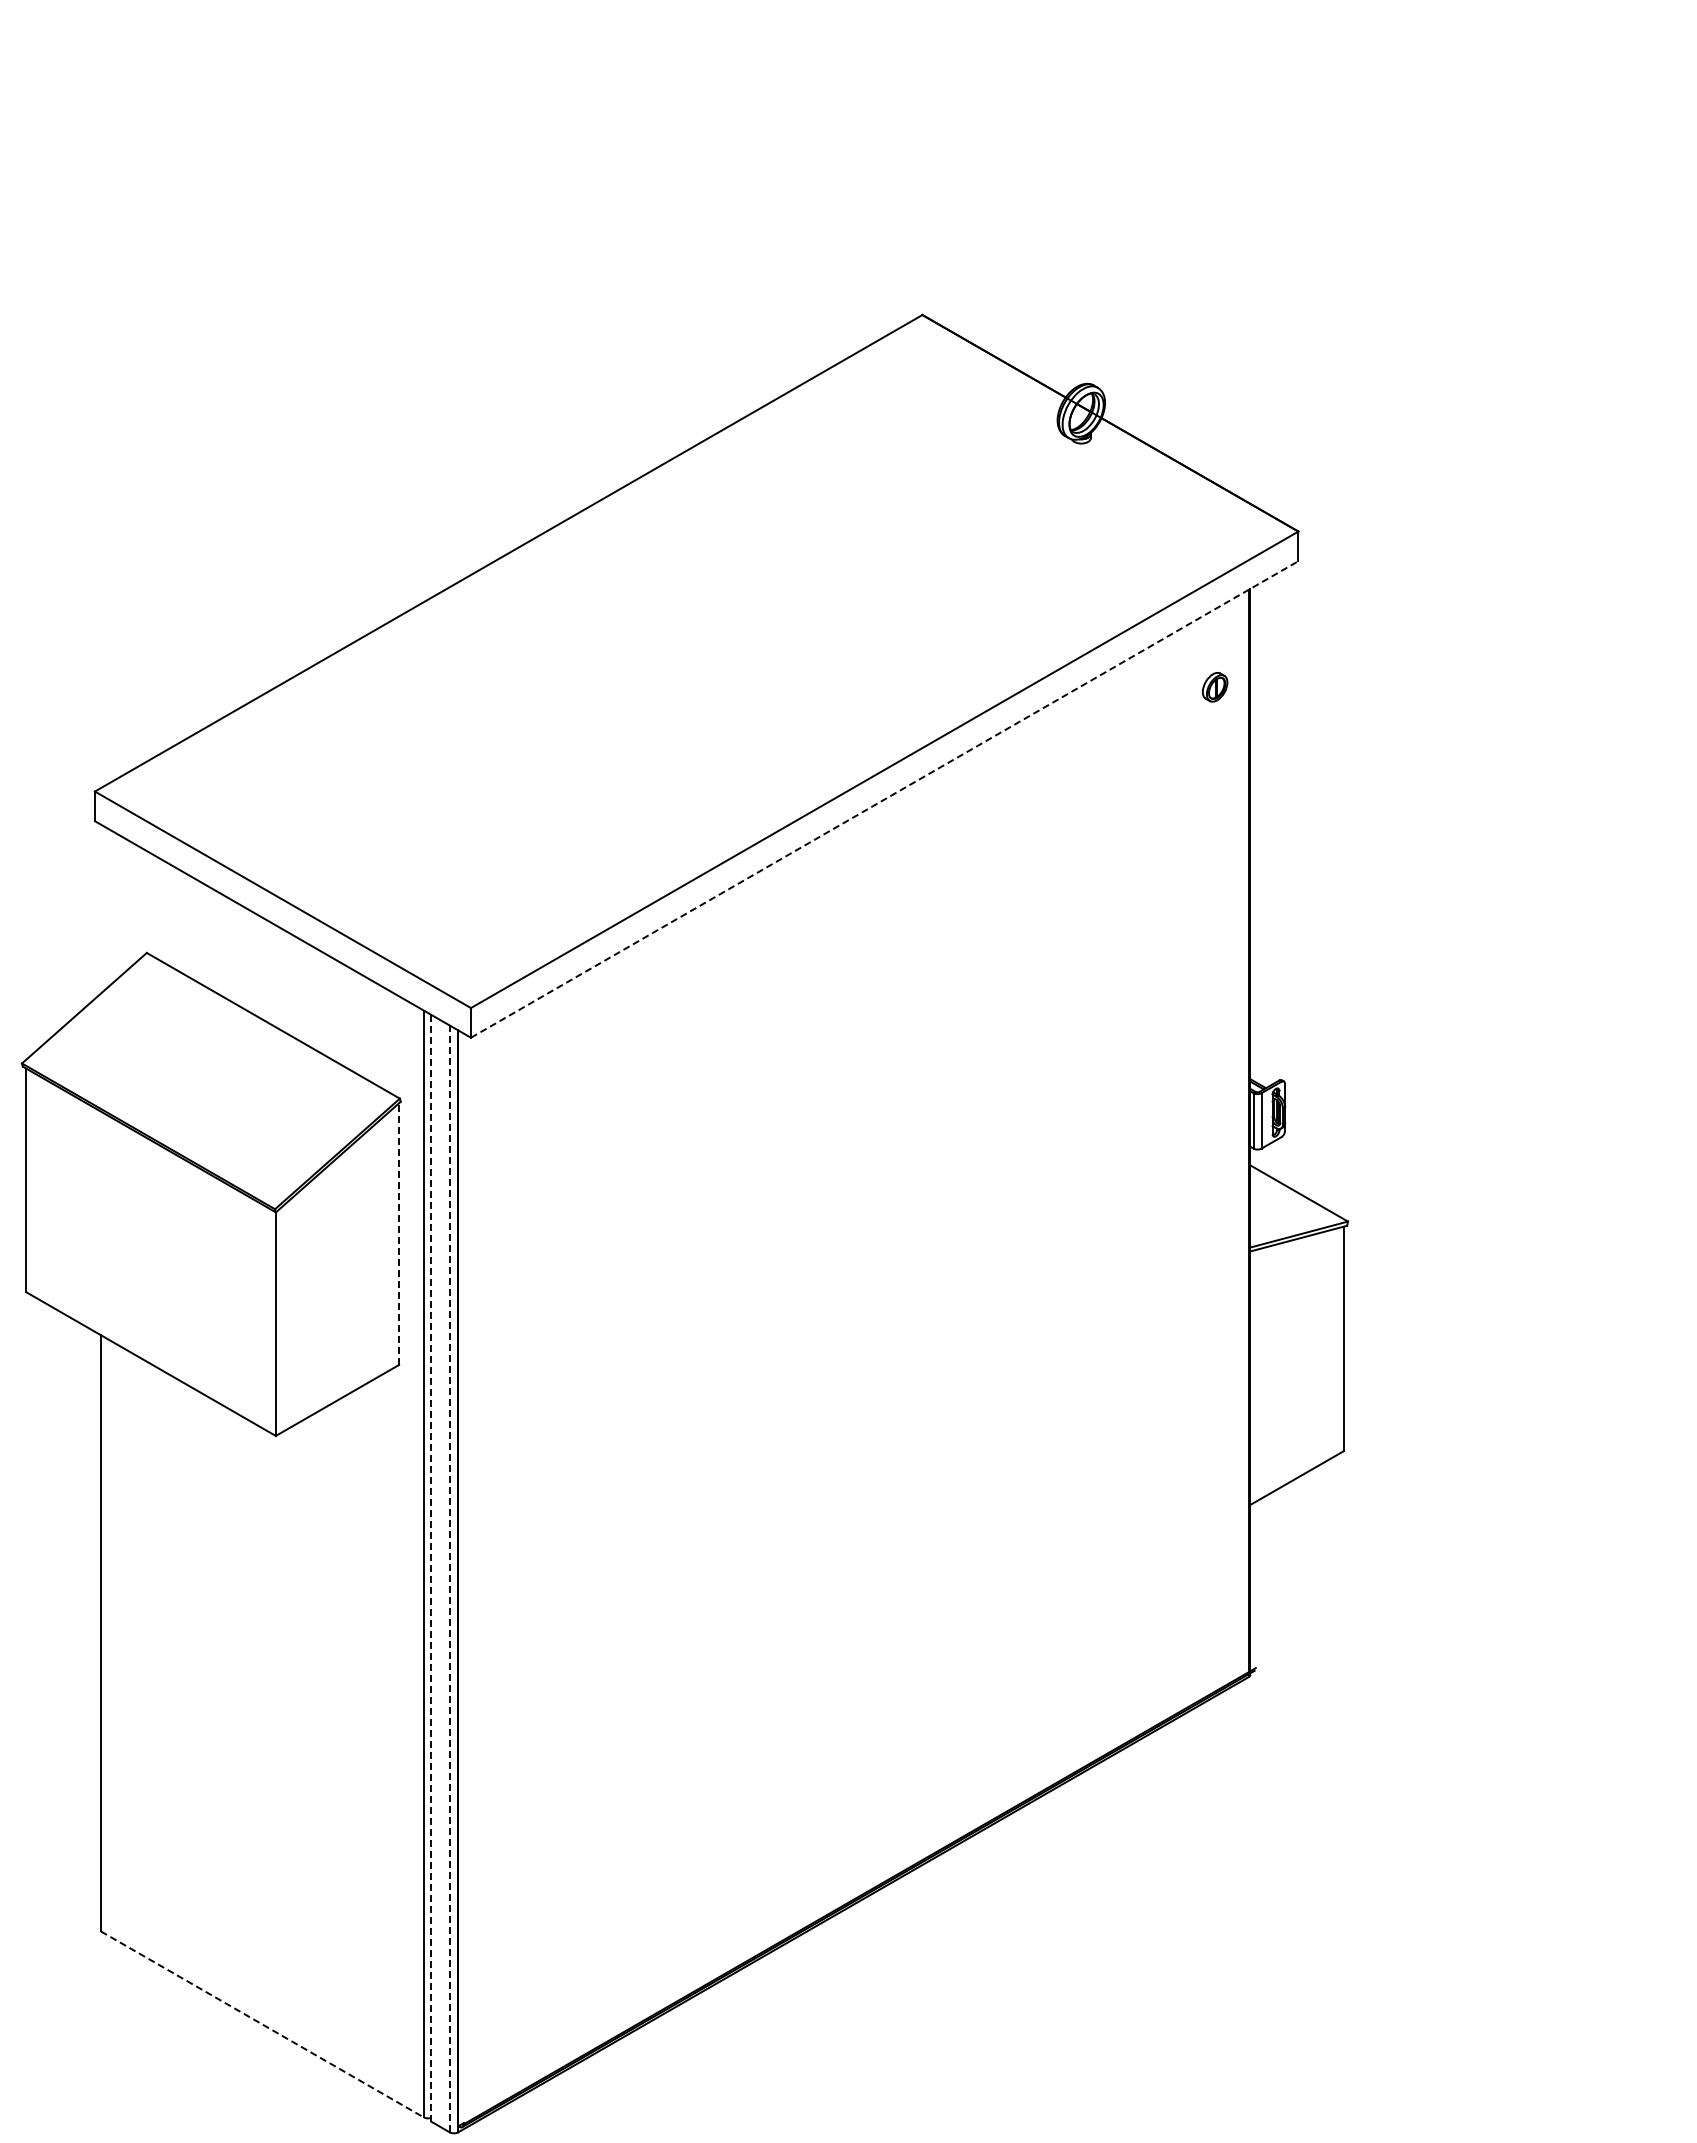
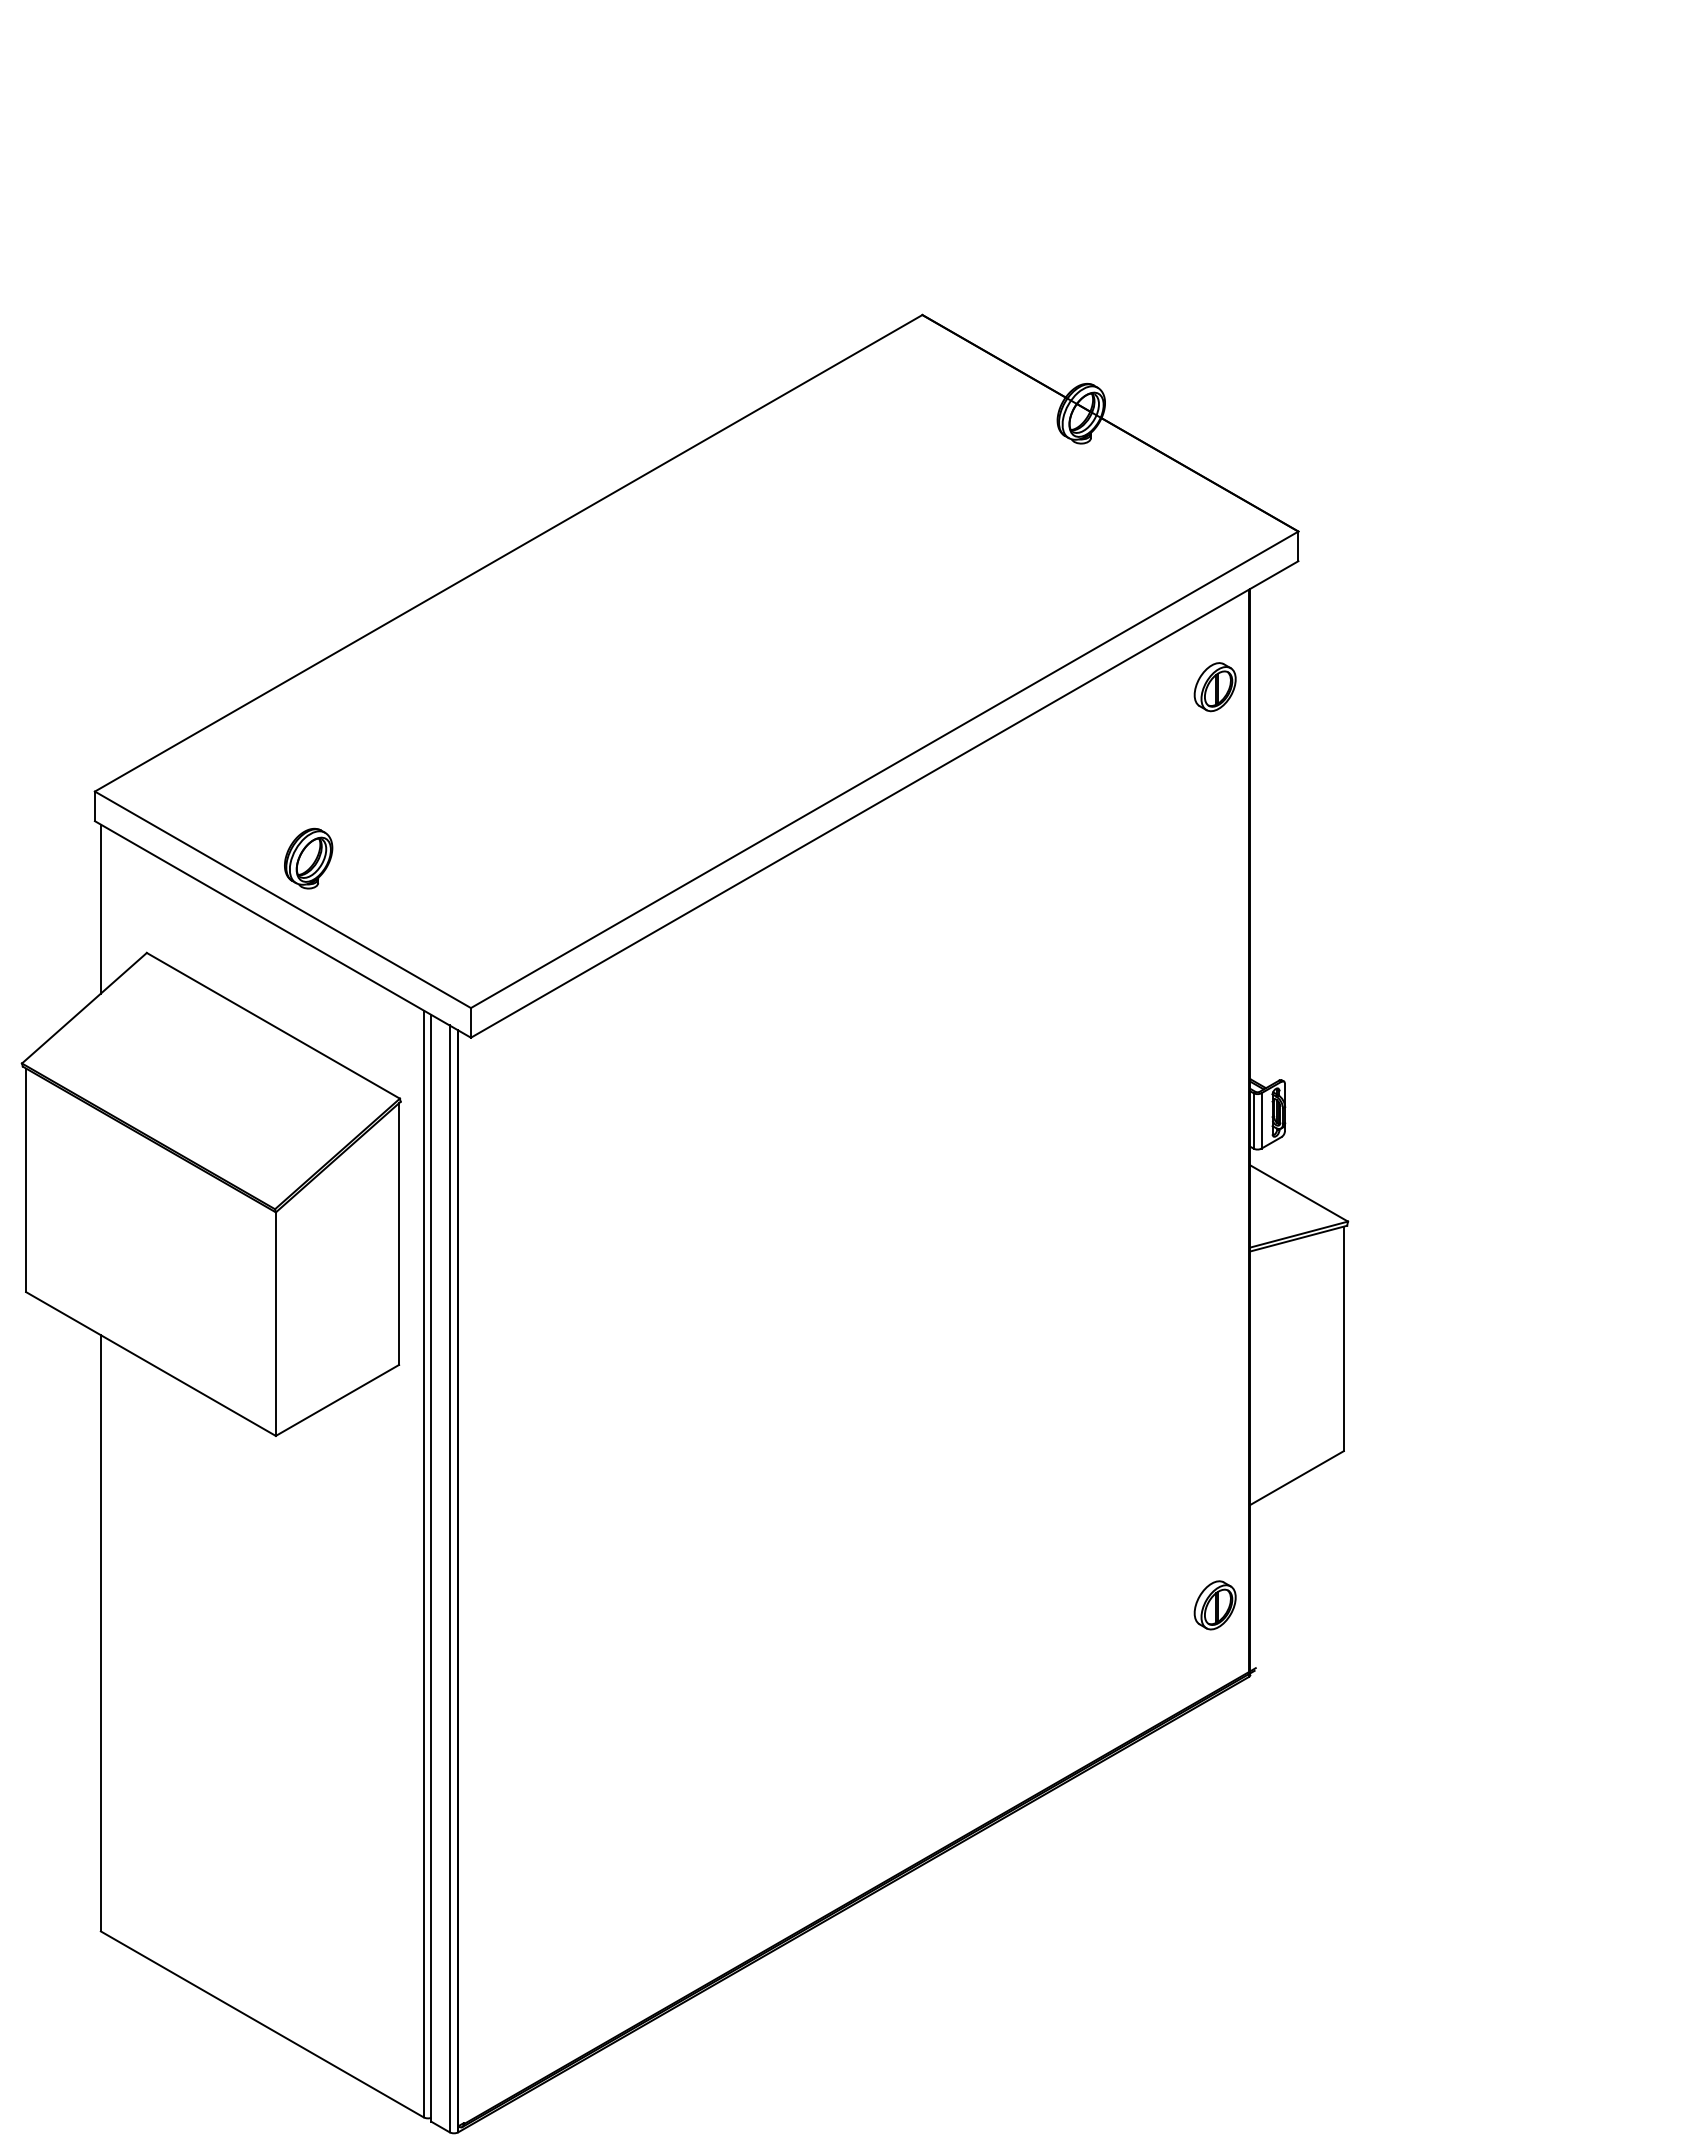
part size: 27x31 px -> 44x51 px (1214, 687)
line: dashed -> solid (885, 799)
part: none -> present (308, 858)
line: none -> present (100, 908)
line: dashed -> solid (399, 1234)
line: dashed -> solid (431, 1568)
line: dashed -> solid (449, 1579)
part: none -> present (1214, 1605)
line: dashed -> solid (262, 2024)
